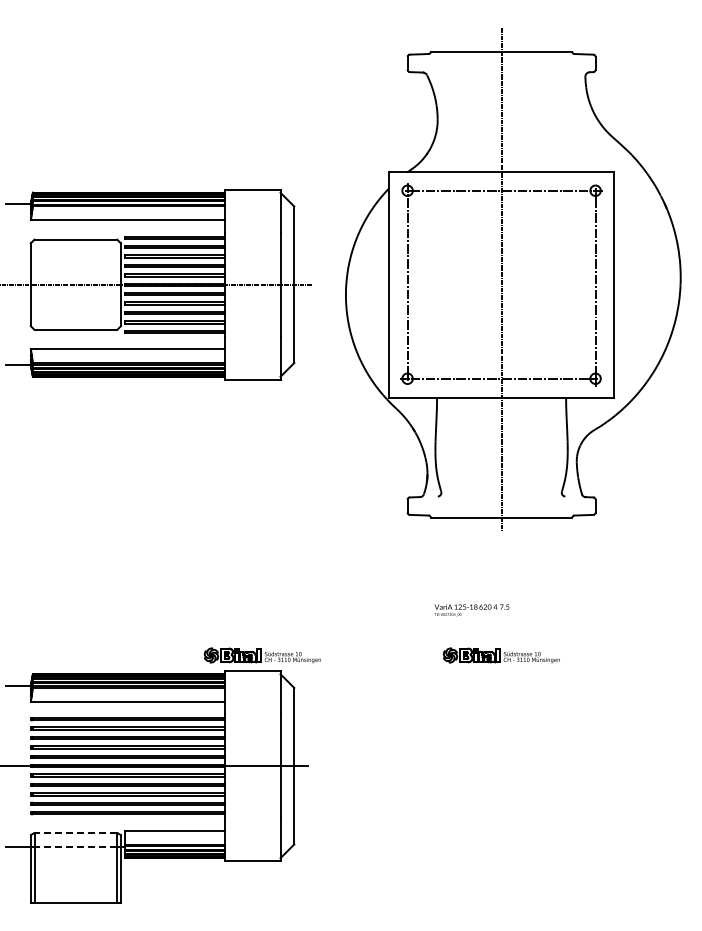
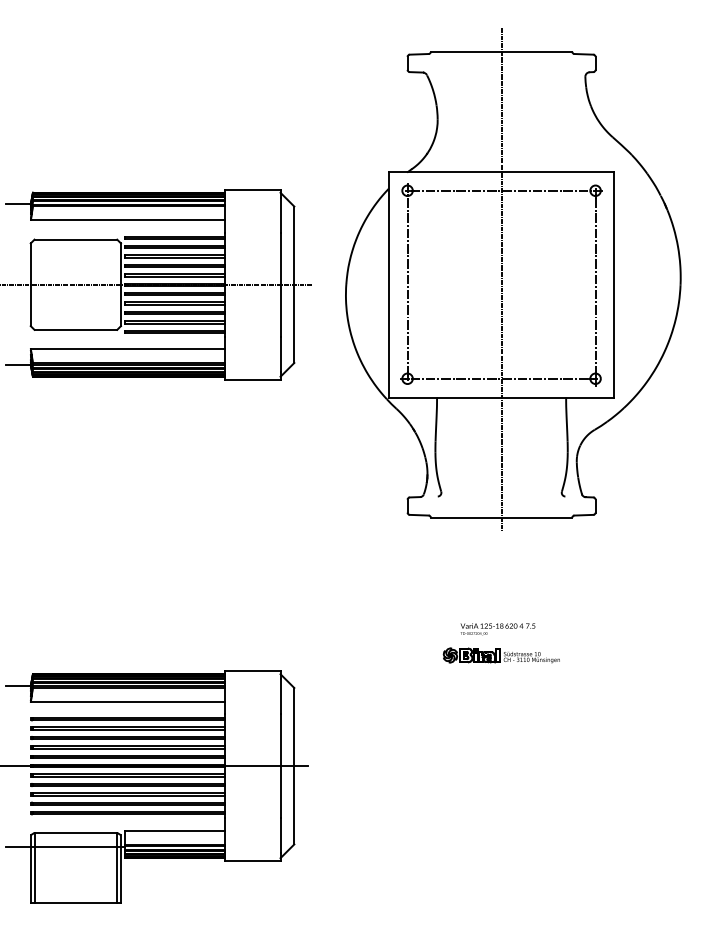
text position: (471, 610) -> (497, 629) (497, 629)
part: present -> none (261, 655)
line: dashed -> solid (75, 832)
line: dashed -> solid (75, 847)
